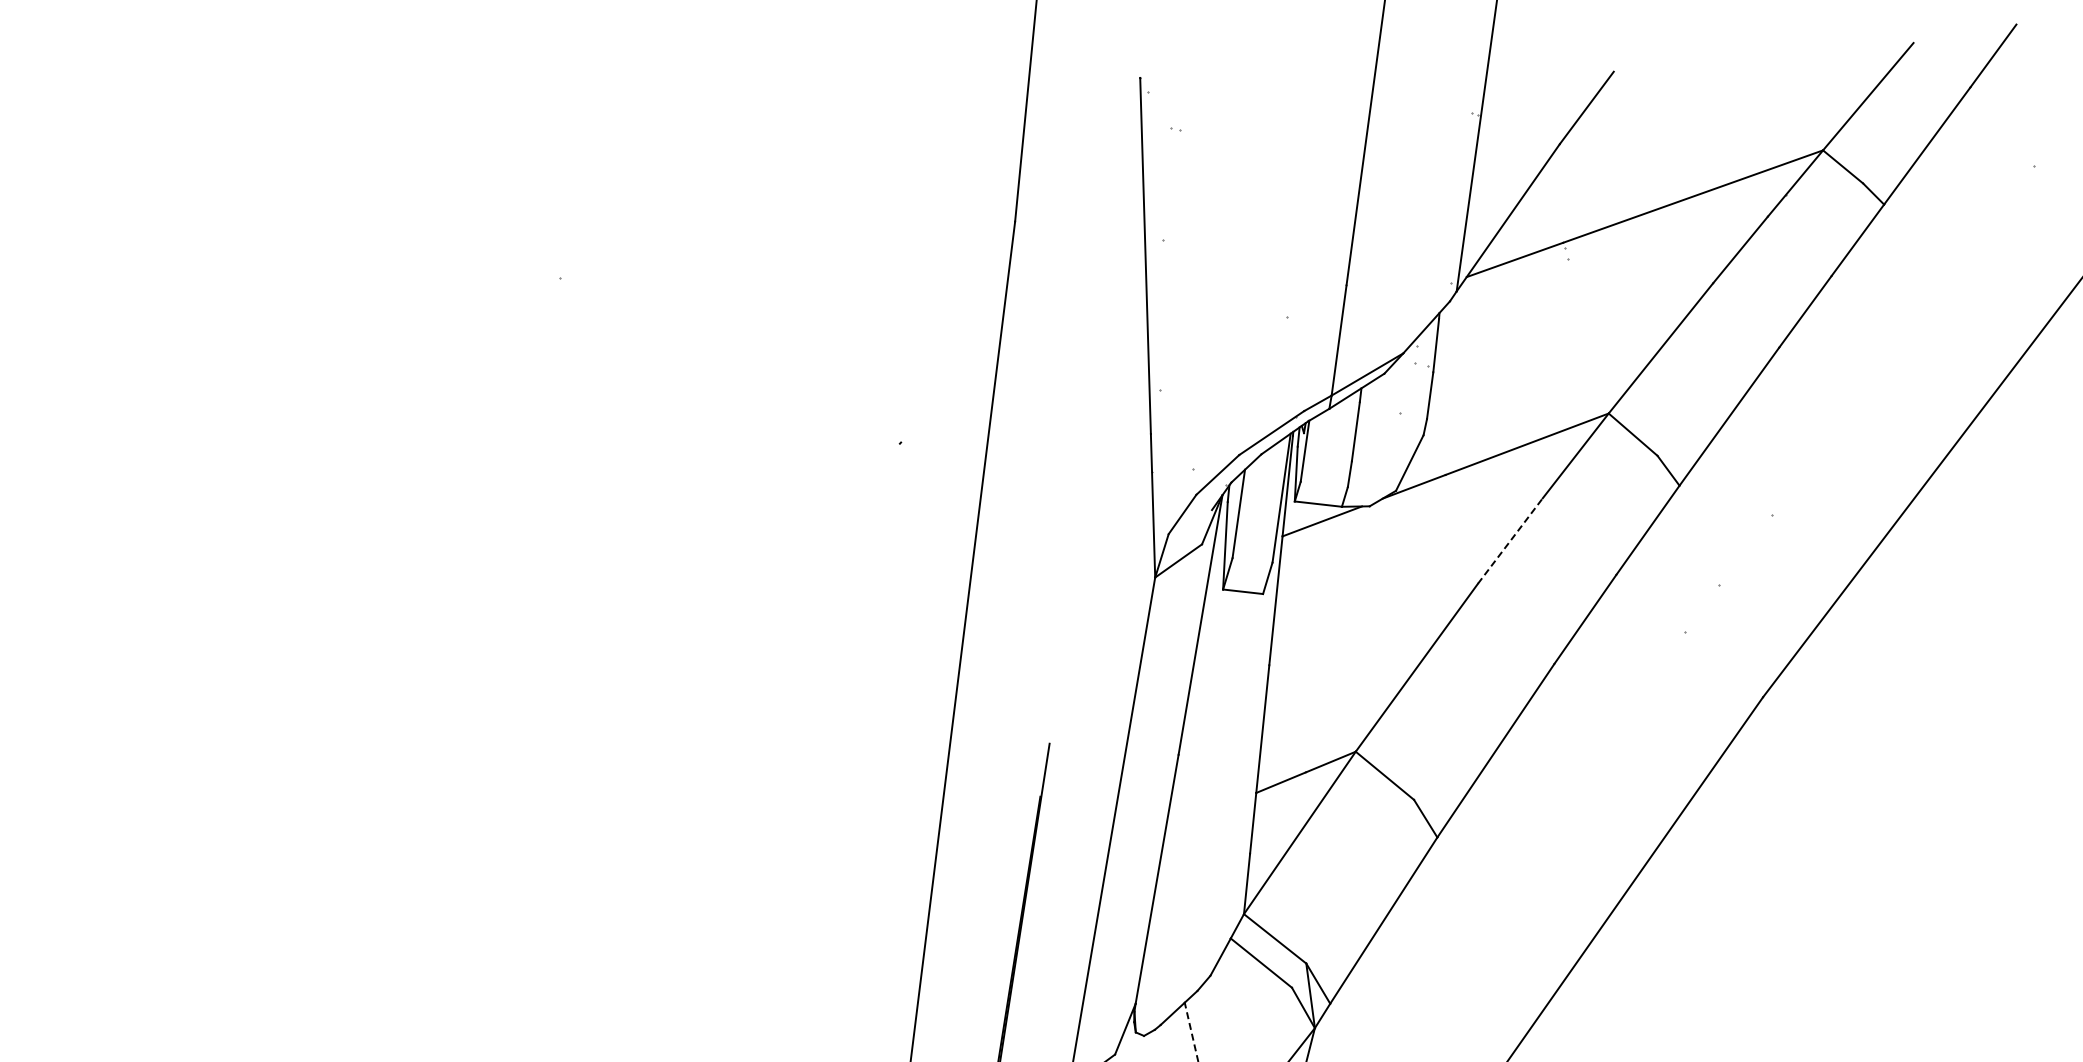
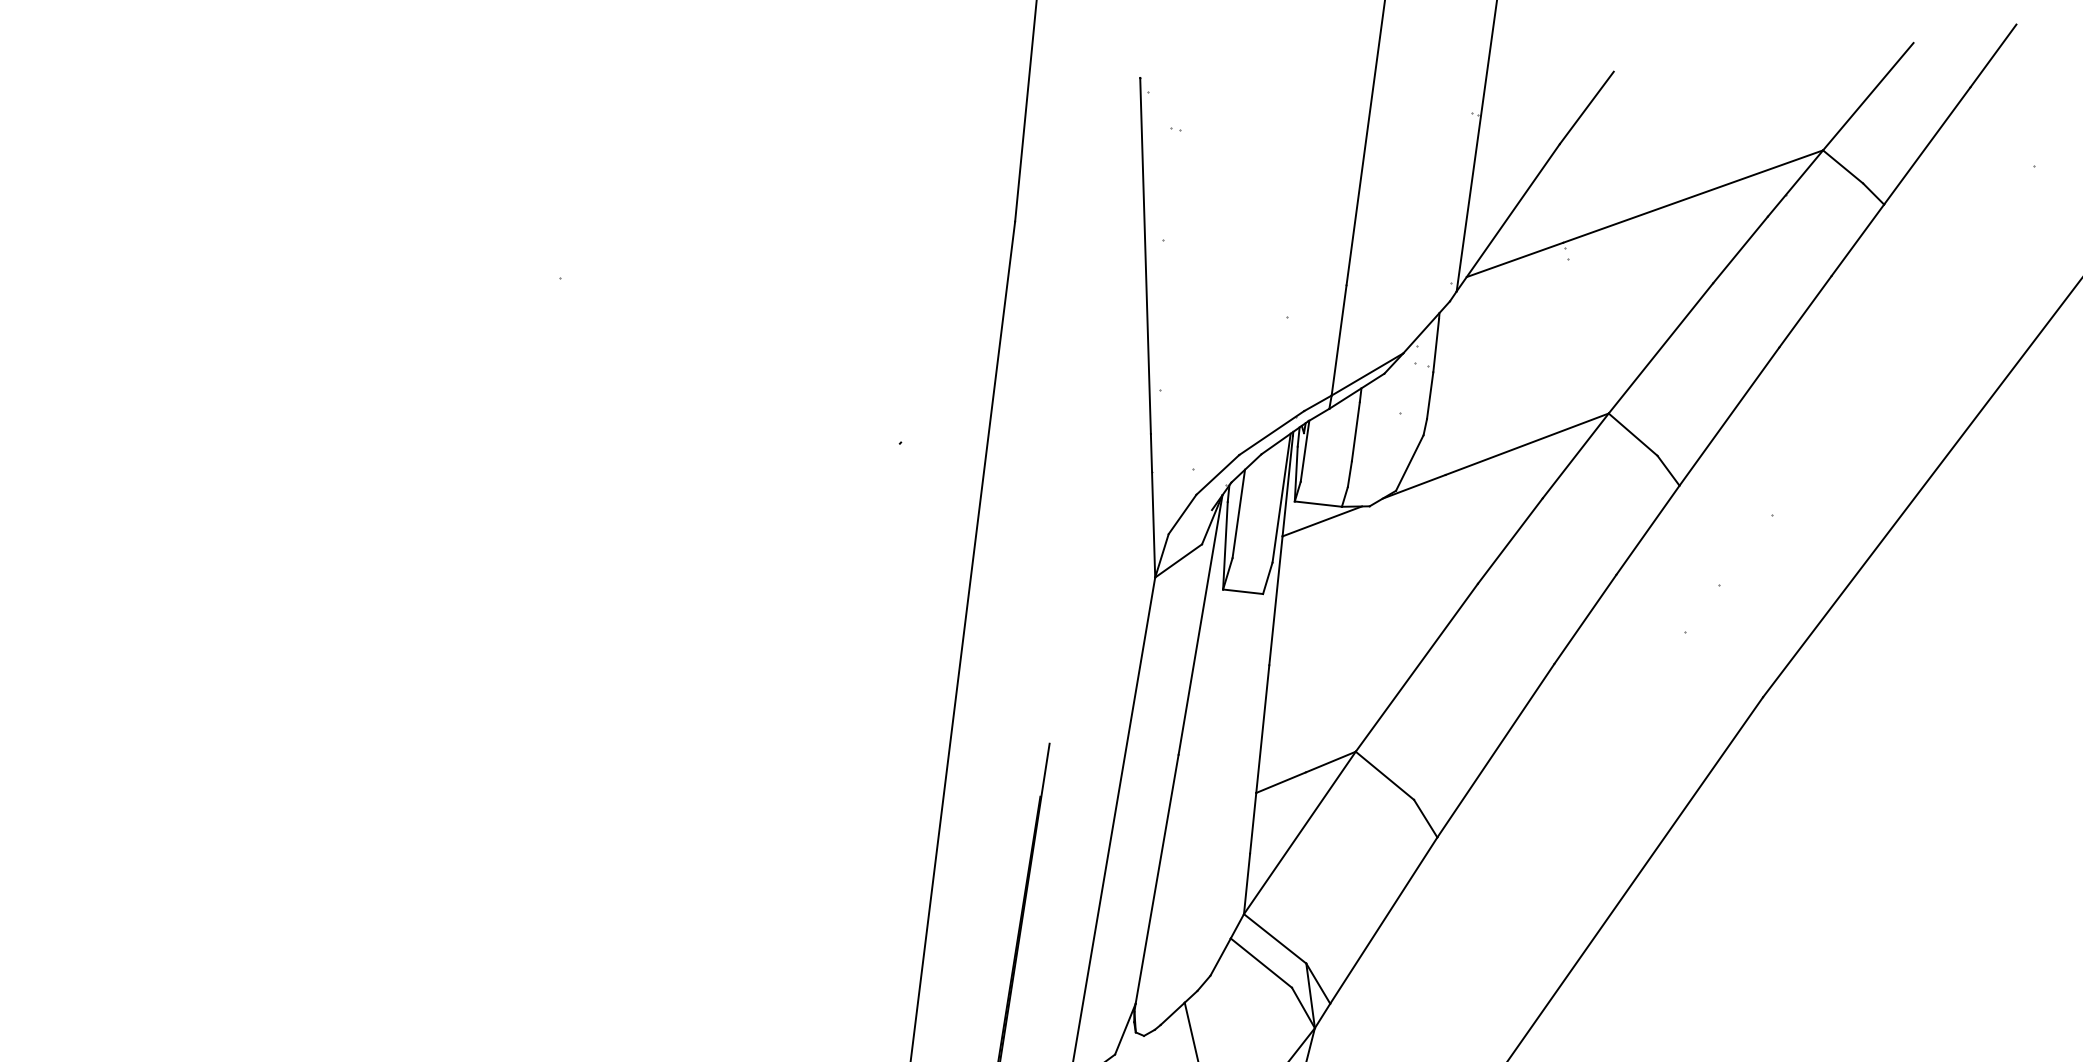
line: dashed -> solid (1510, 541)
line: dashed -> solid (1191, 1031)
